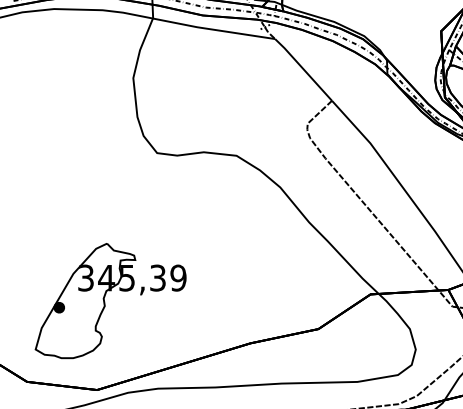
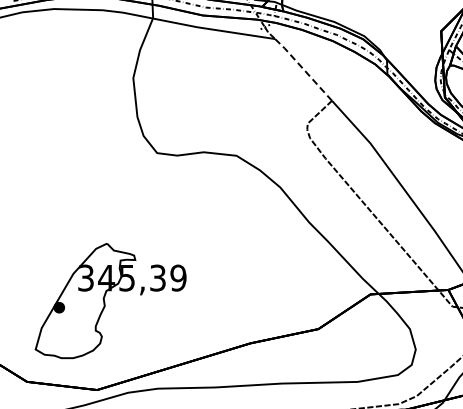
line: solid -> dashed (303, 68)
